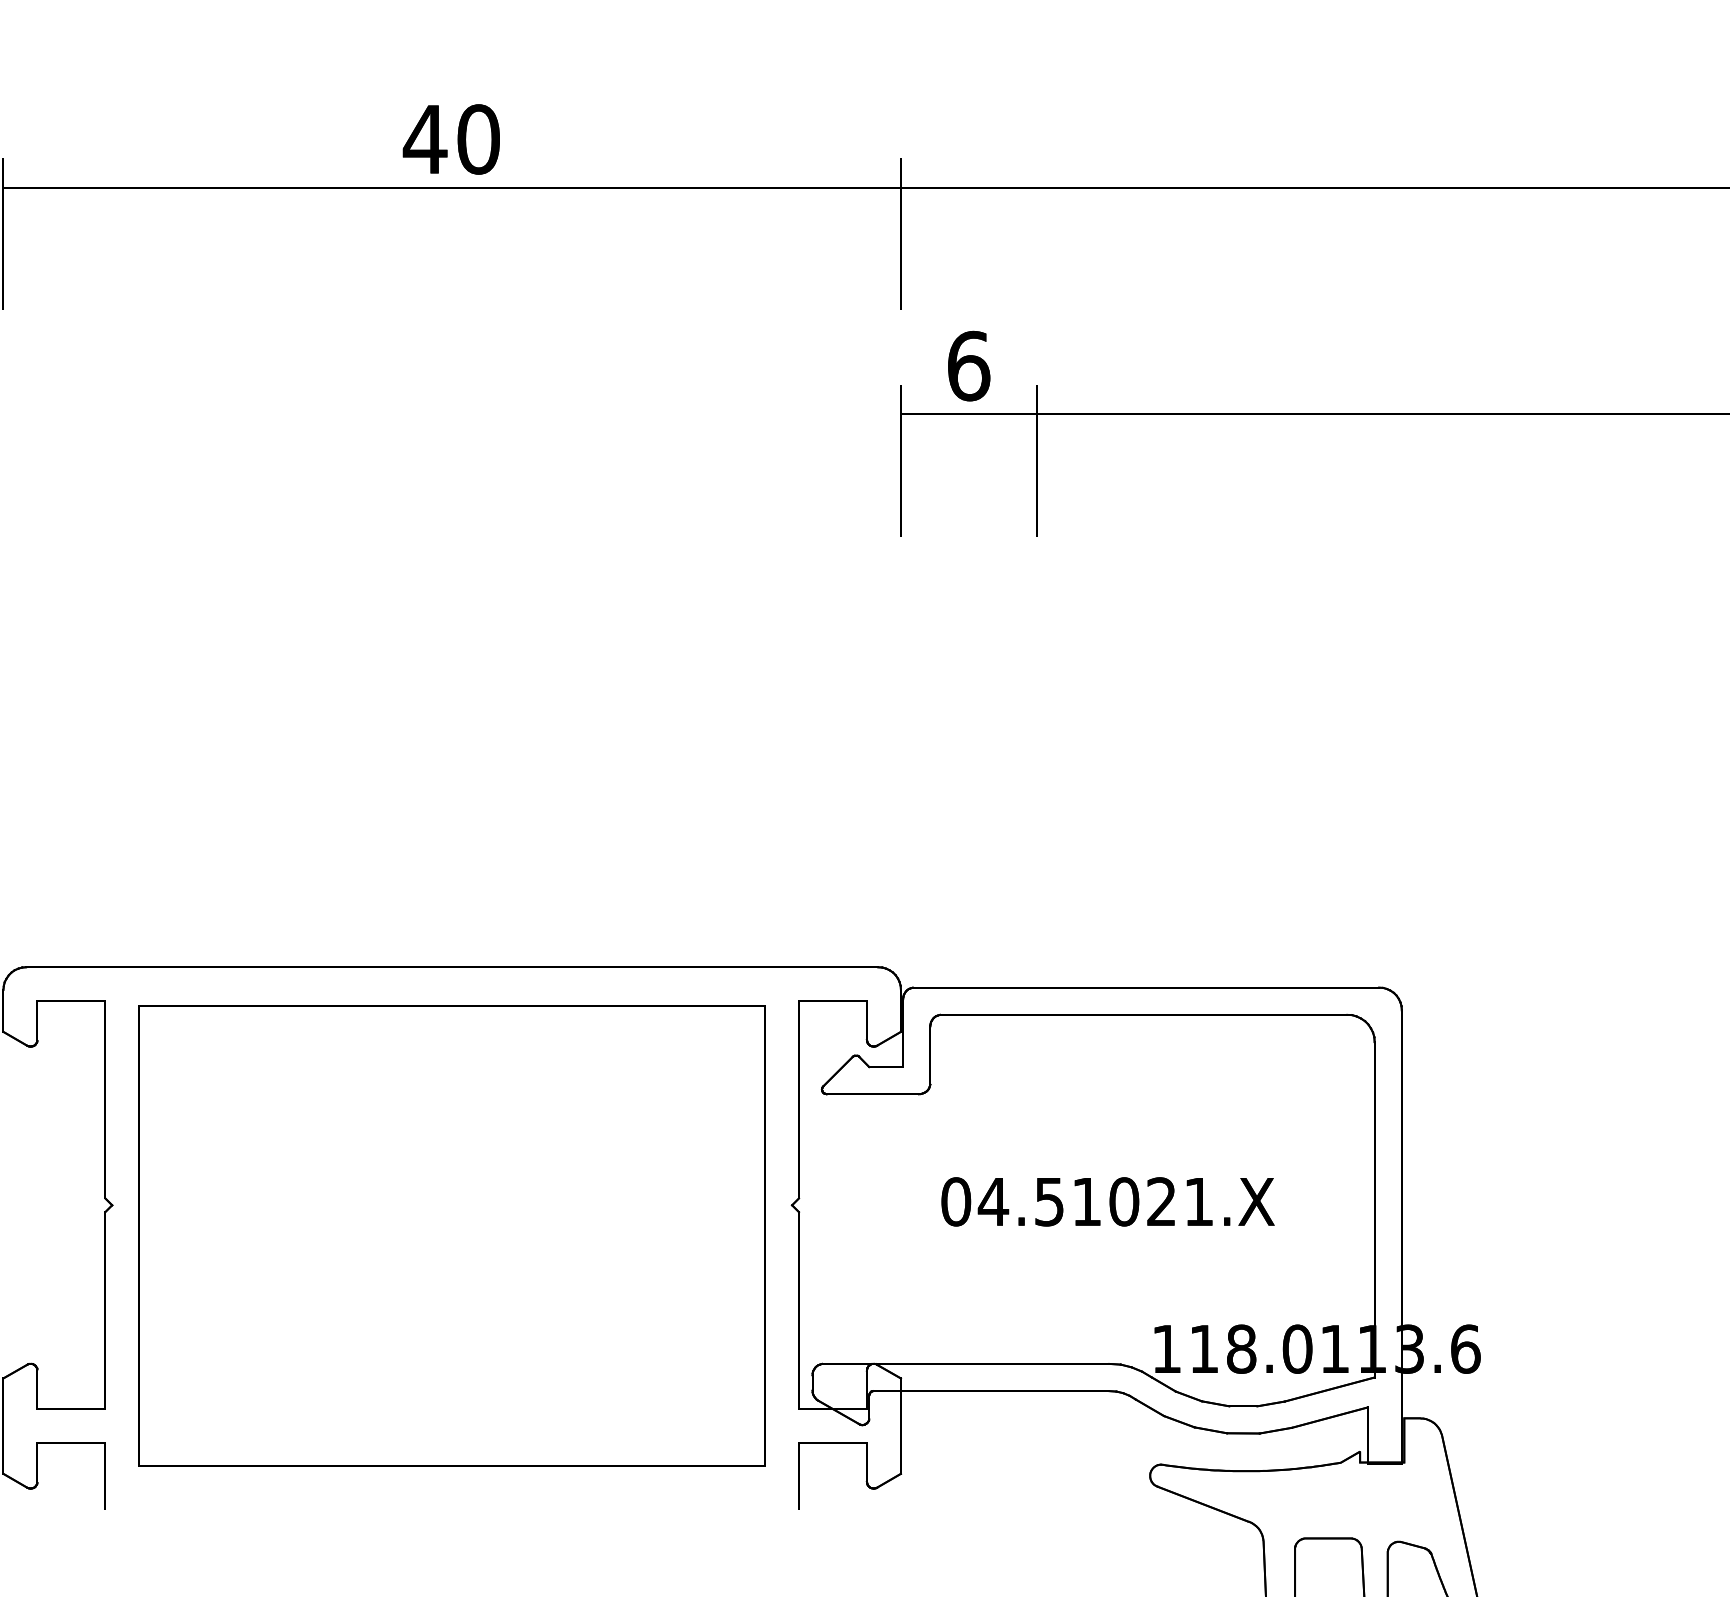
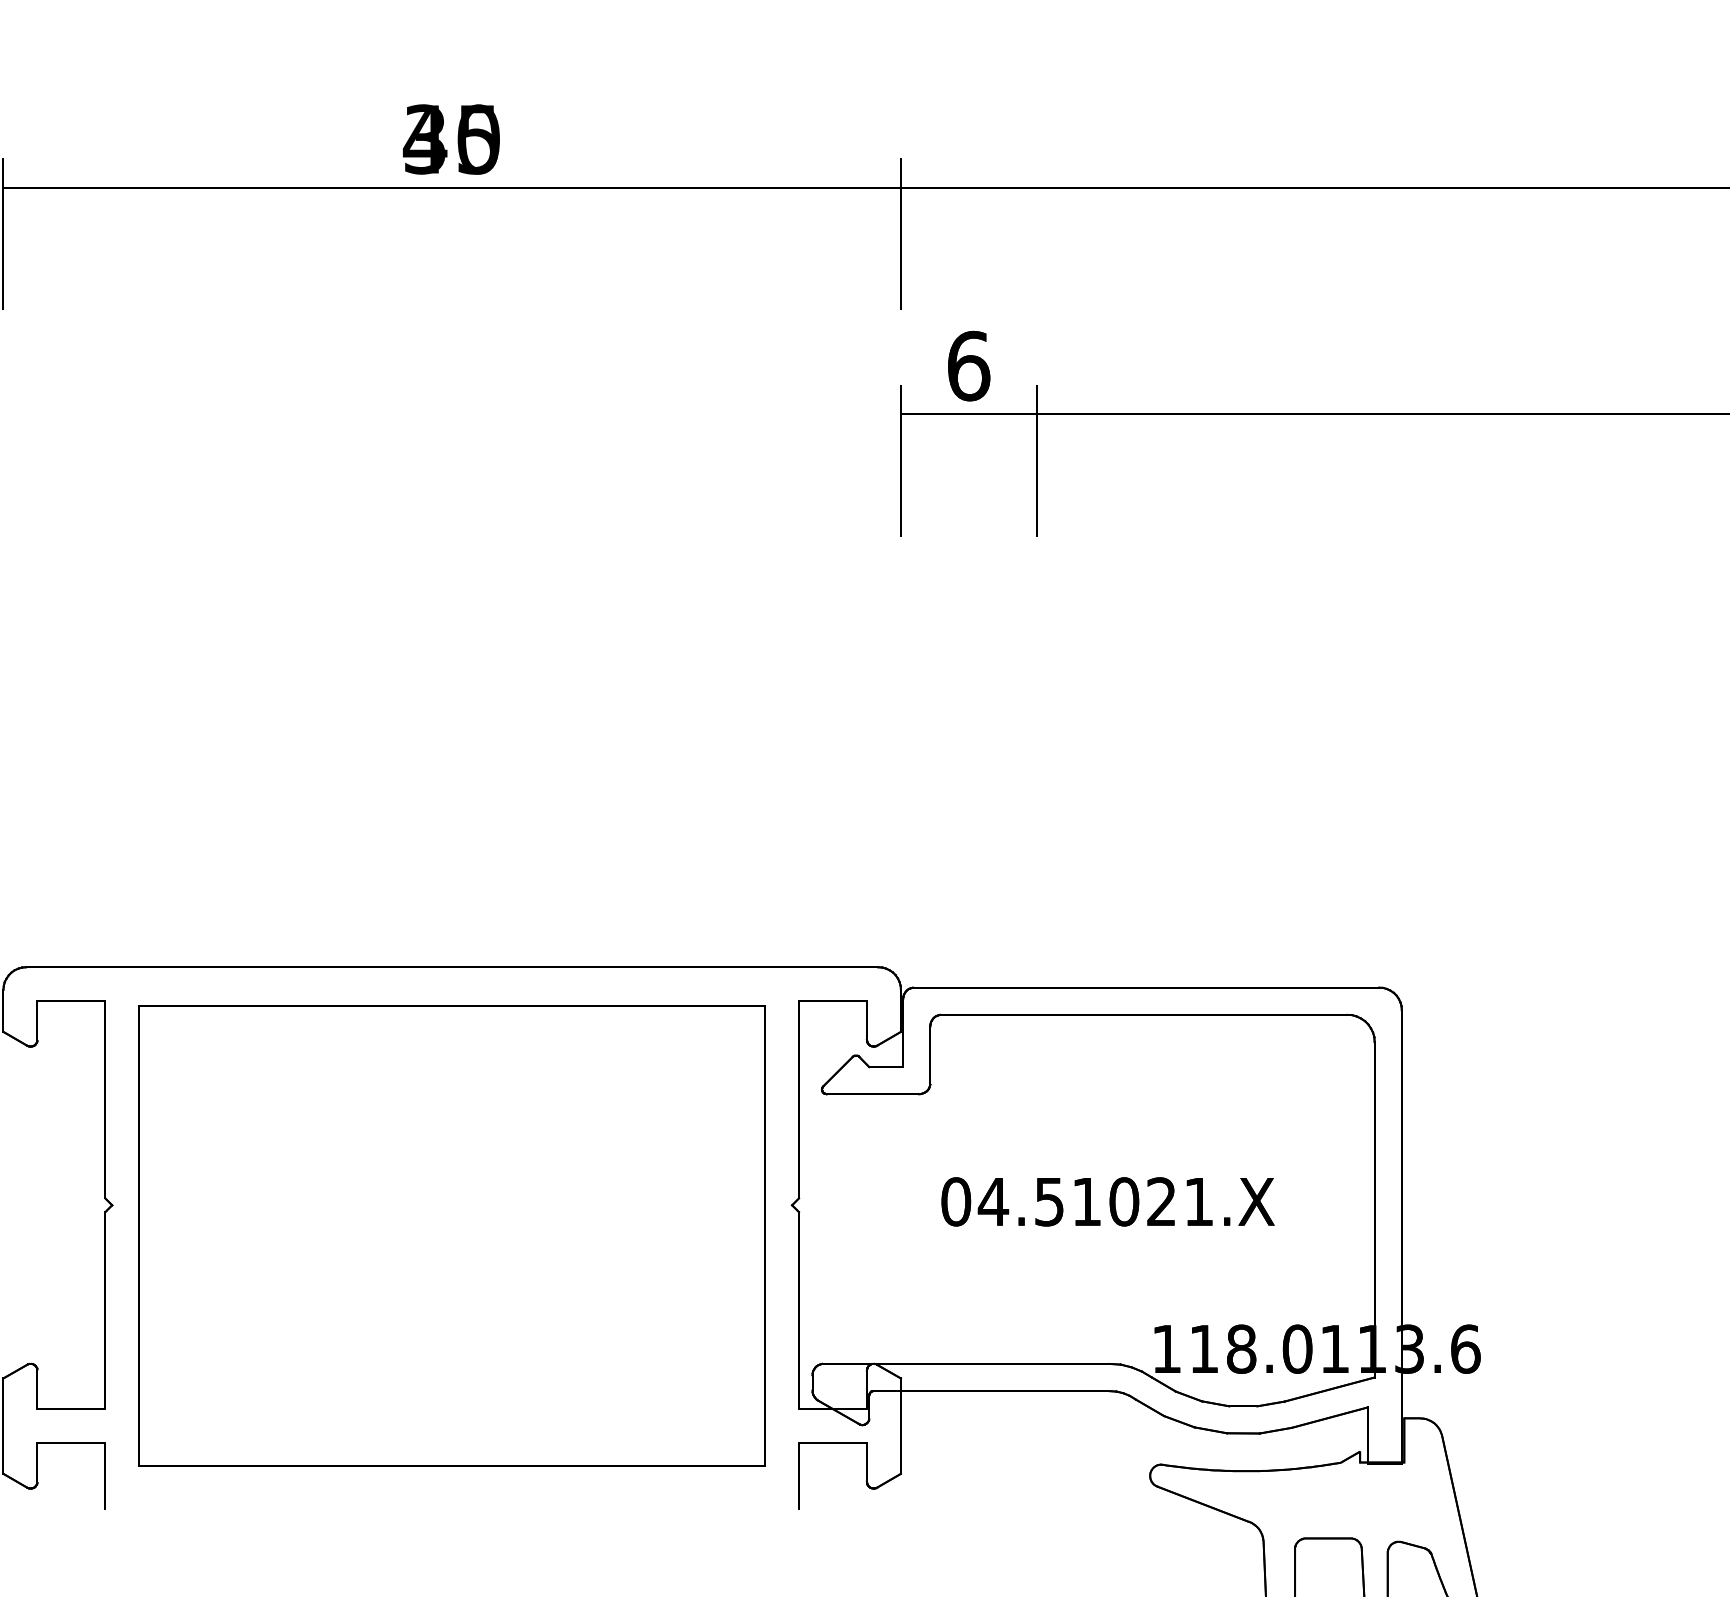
text: 40 -> 35 (451, 139)
